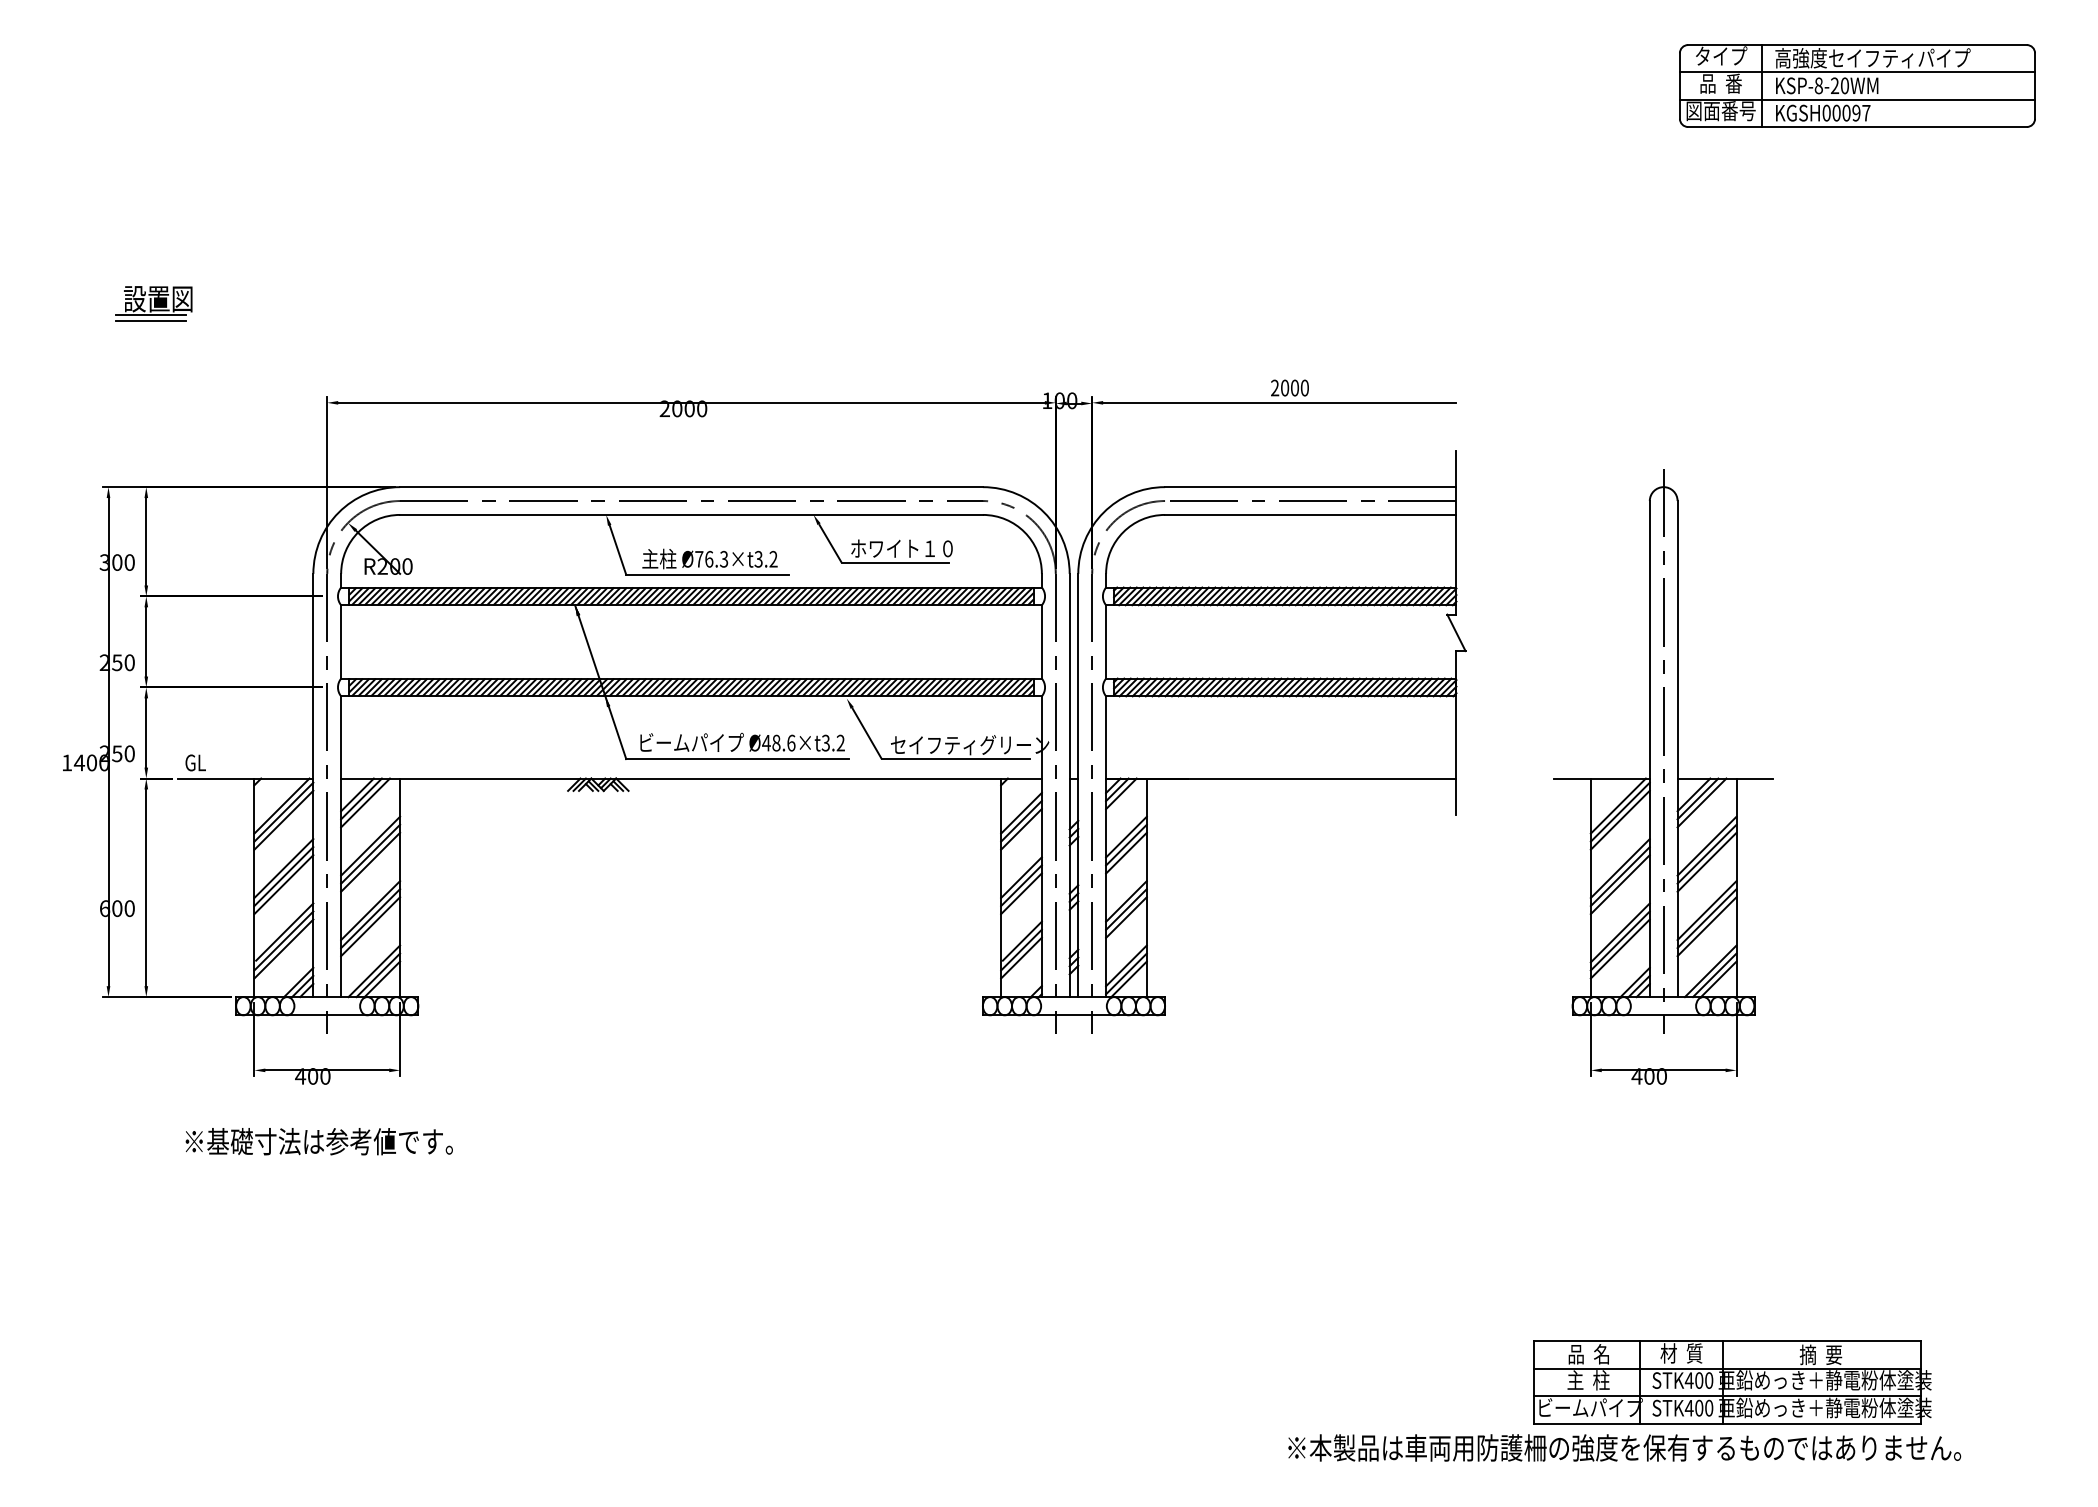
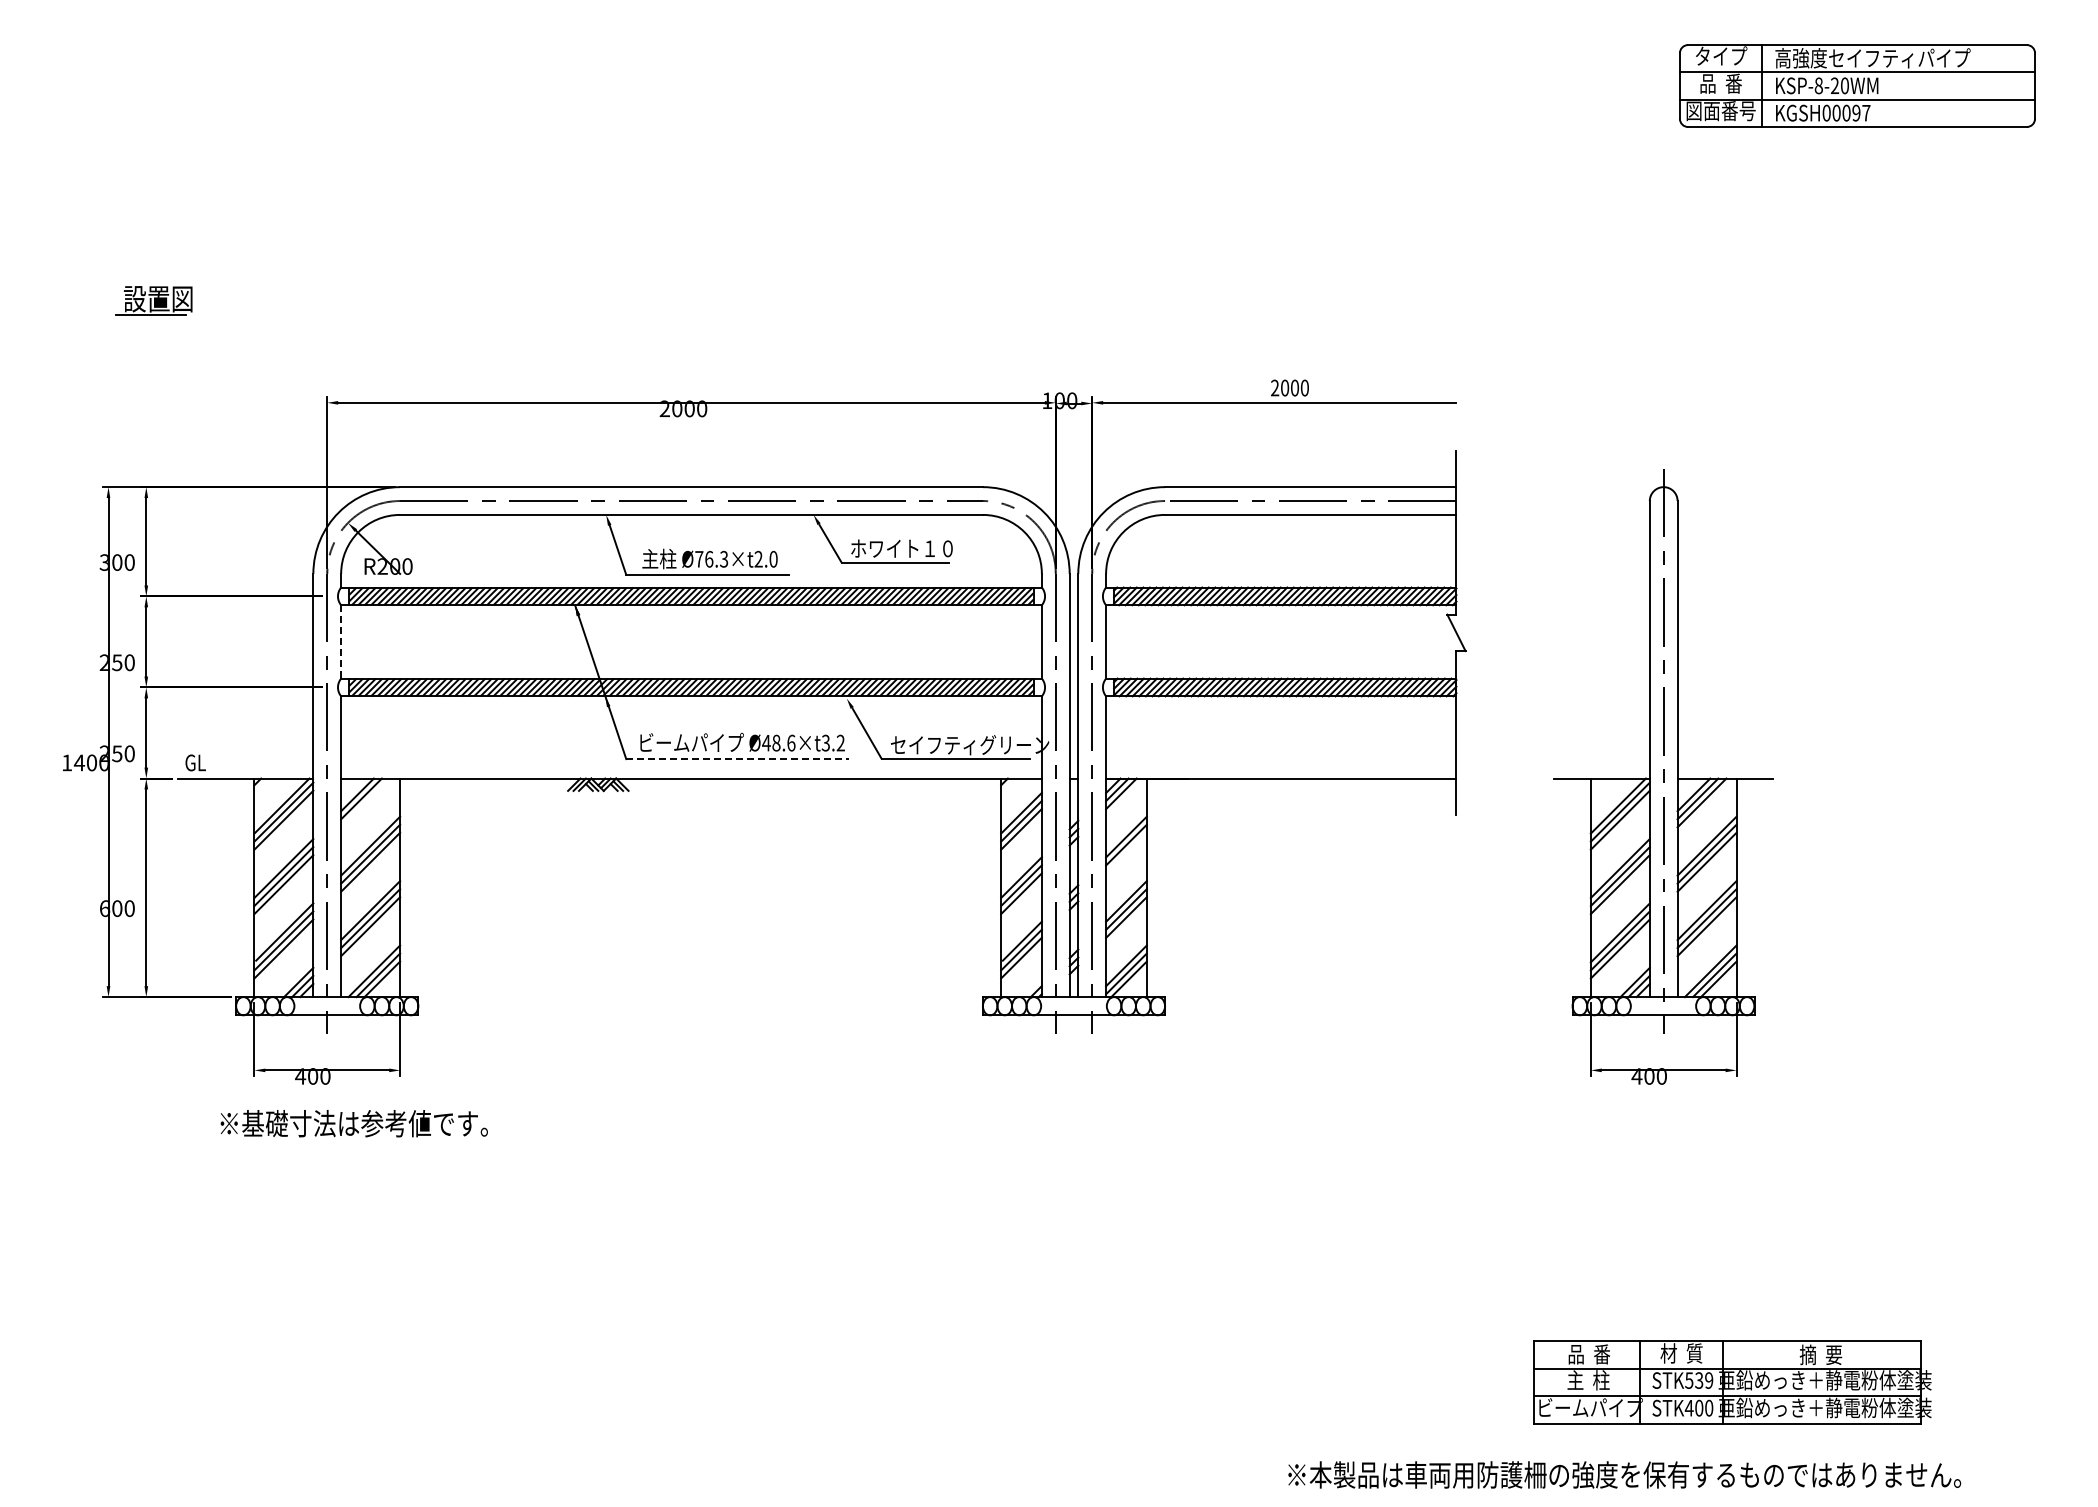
line: present -> none (150, 320)
text: Ø76.3×t3.2 -> Ø76.3×t2.0 (765, 559)
line: solid -> dashed (341, 641)
line: solid -> dashed (737, 759)
line: present -> none (365, 802)
line: present -> none (1126, 852)
text position: (318, 1141) -> (353, 1123) (353, 1123)
text: 品  名 -> 品  番 (1602, 1354)
text: STK400 -> STK539 (1698, 1380)
text position: (1624, 1447) -> (1624, 1474) (1624, 1474)
